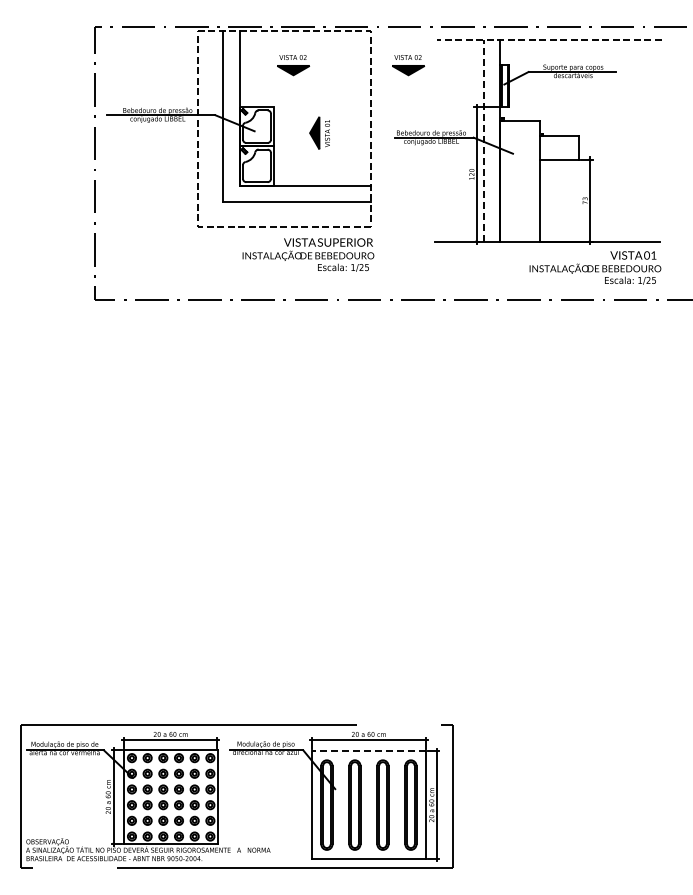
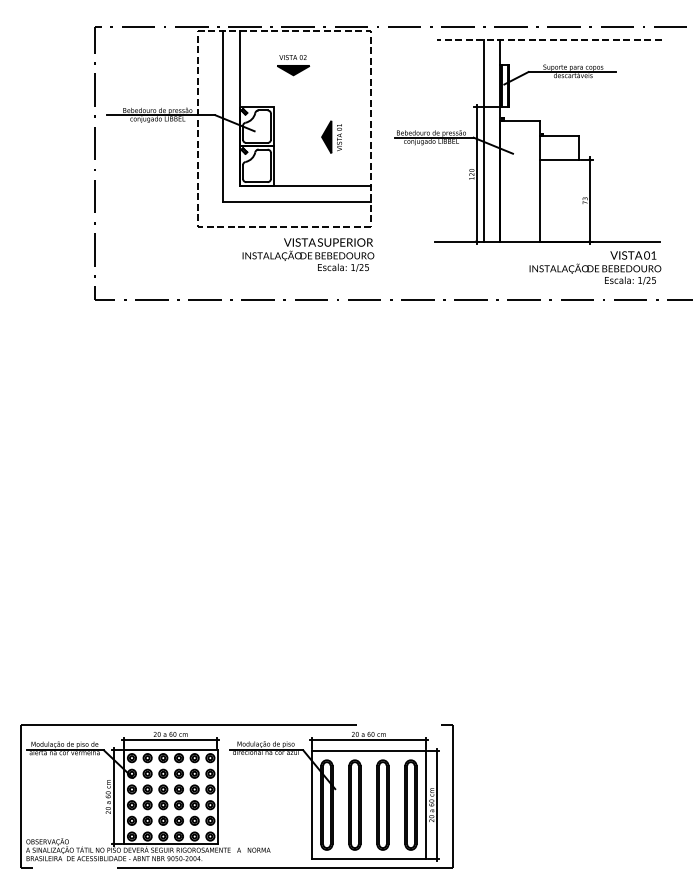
part: present -> none (408, 65)
part position: (319, 132) -> (331, 136) (331, 136)
line: dashed -> solid (483, 140)
line: dashed -> solid (368, 750)
